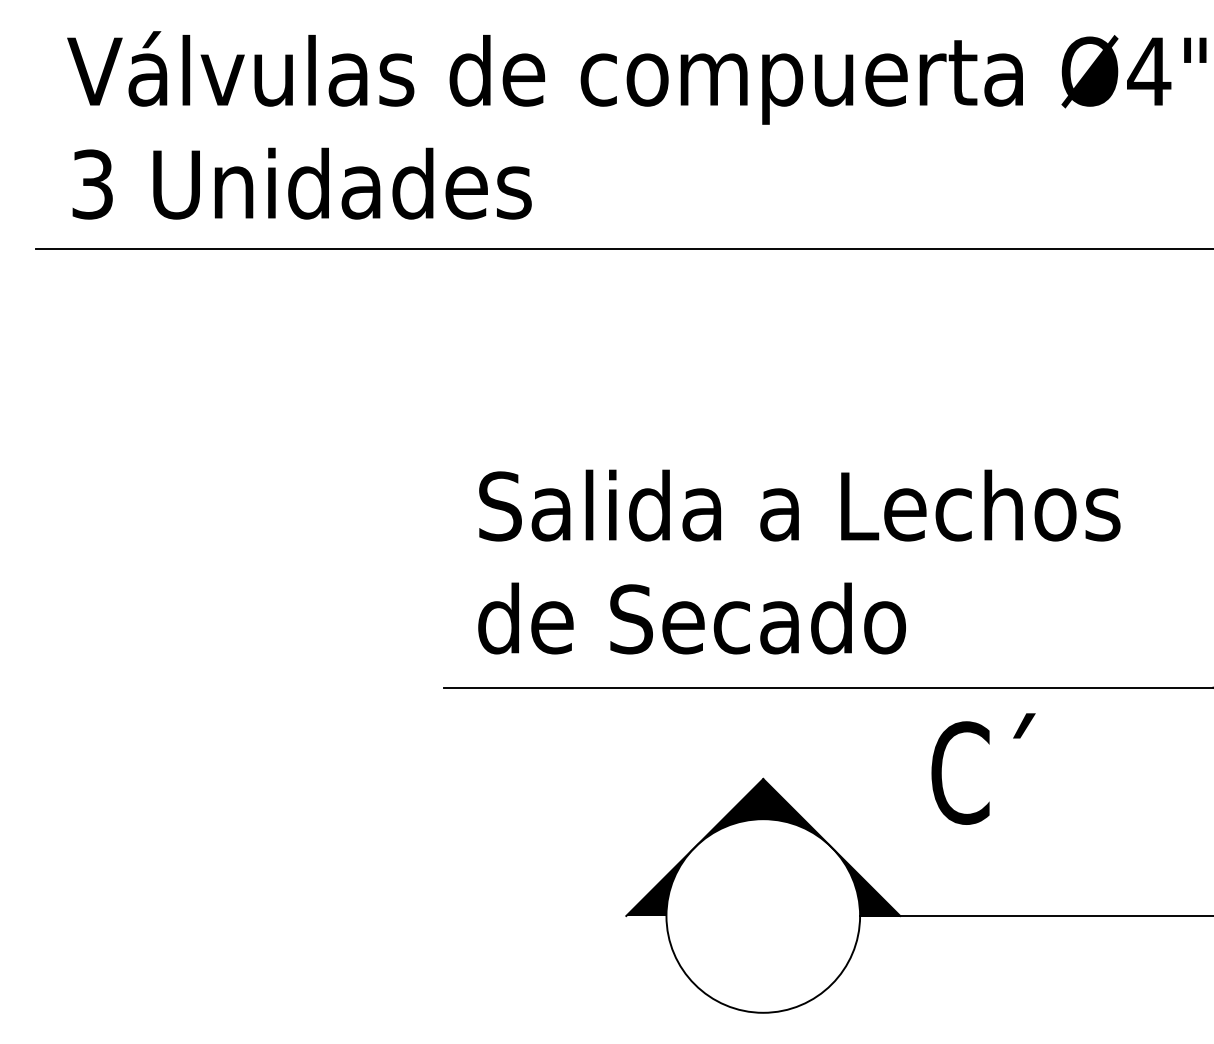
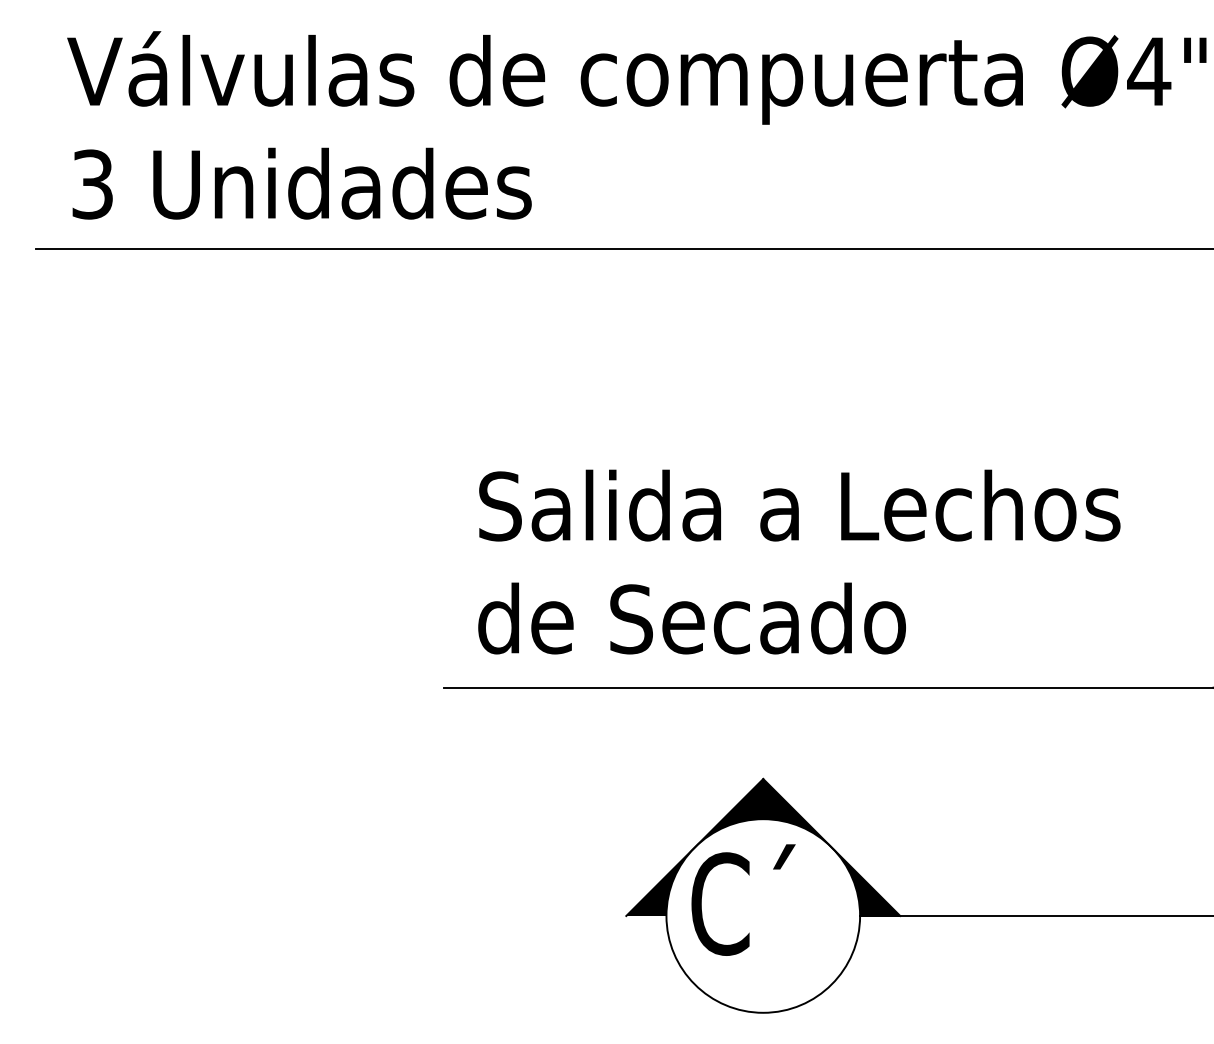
text position: (983, 768) -> (743, 899) (743, 899)
